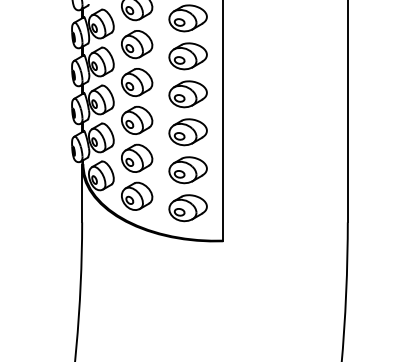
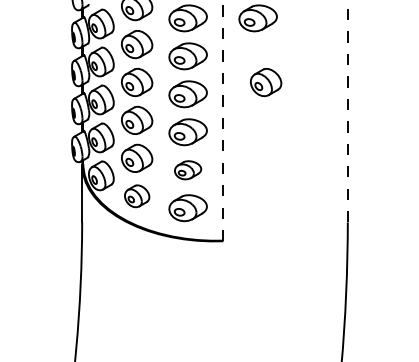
part: none -> present (257, 18)
part: none -> present (266, 82)
line: solid -> dashed (347, 111)
line: solid -> dashed (223, 120)
part size: 40x29 px -> 29x21 px (188, 170)
part size: 33x30 px -> 27x25 px (137, 196)
